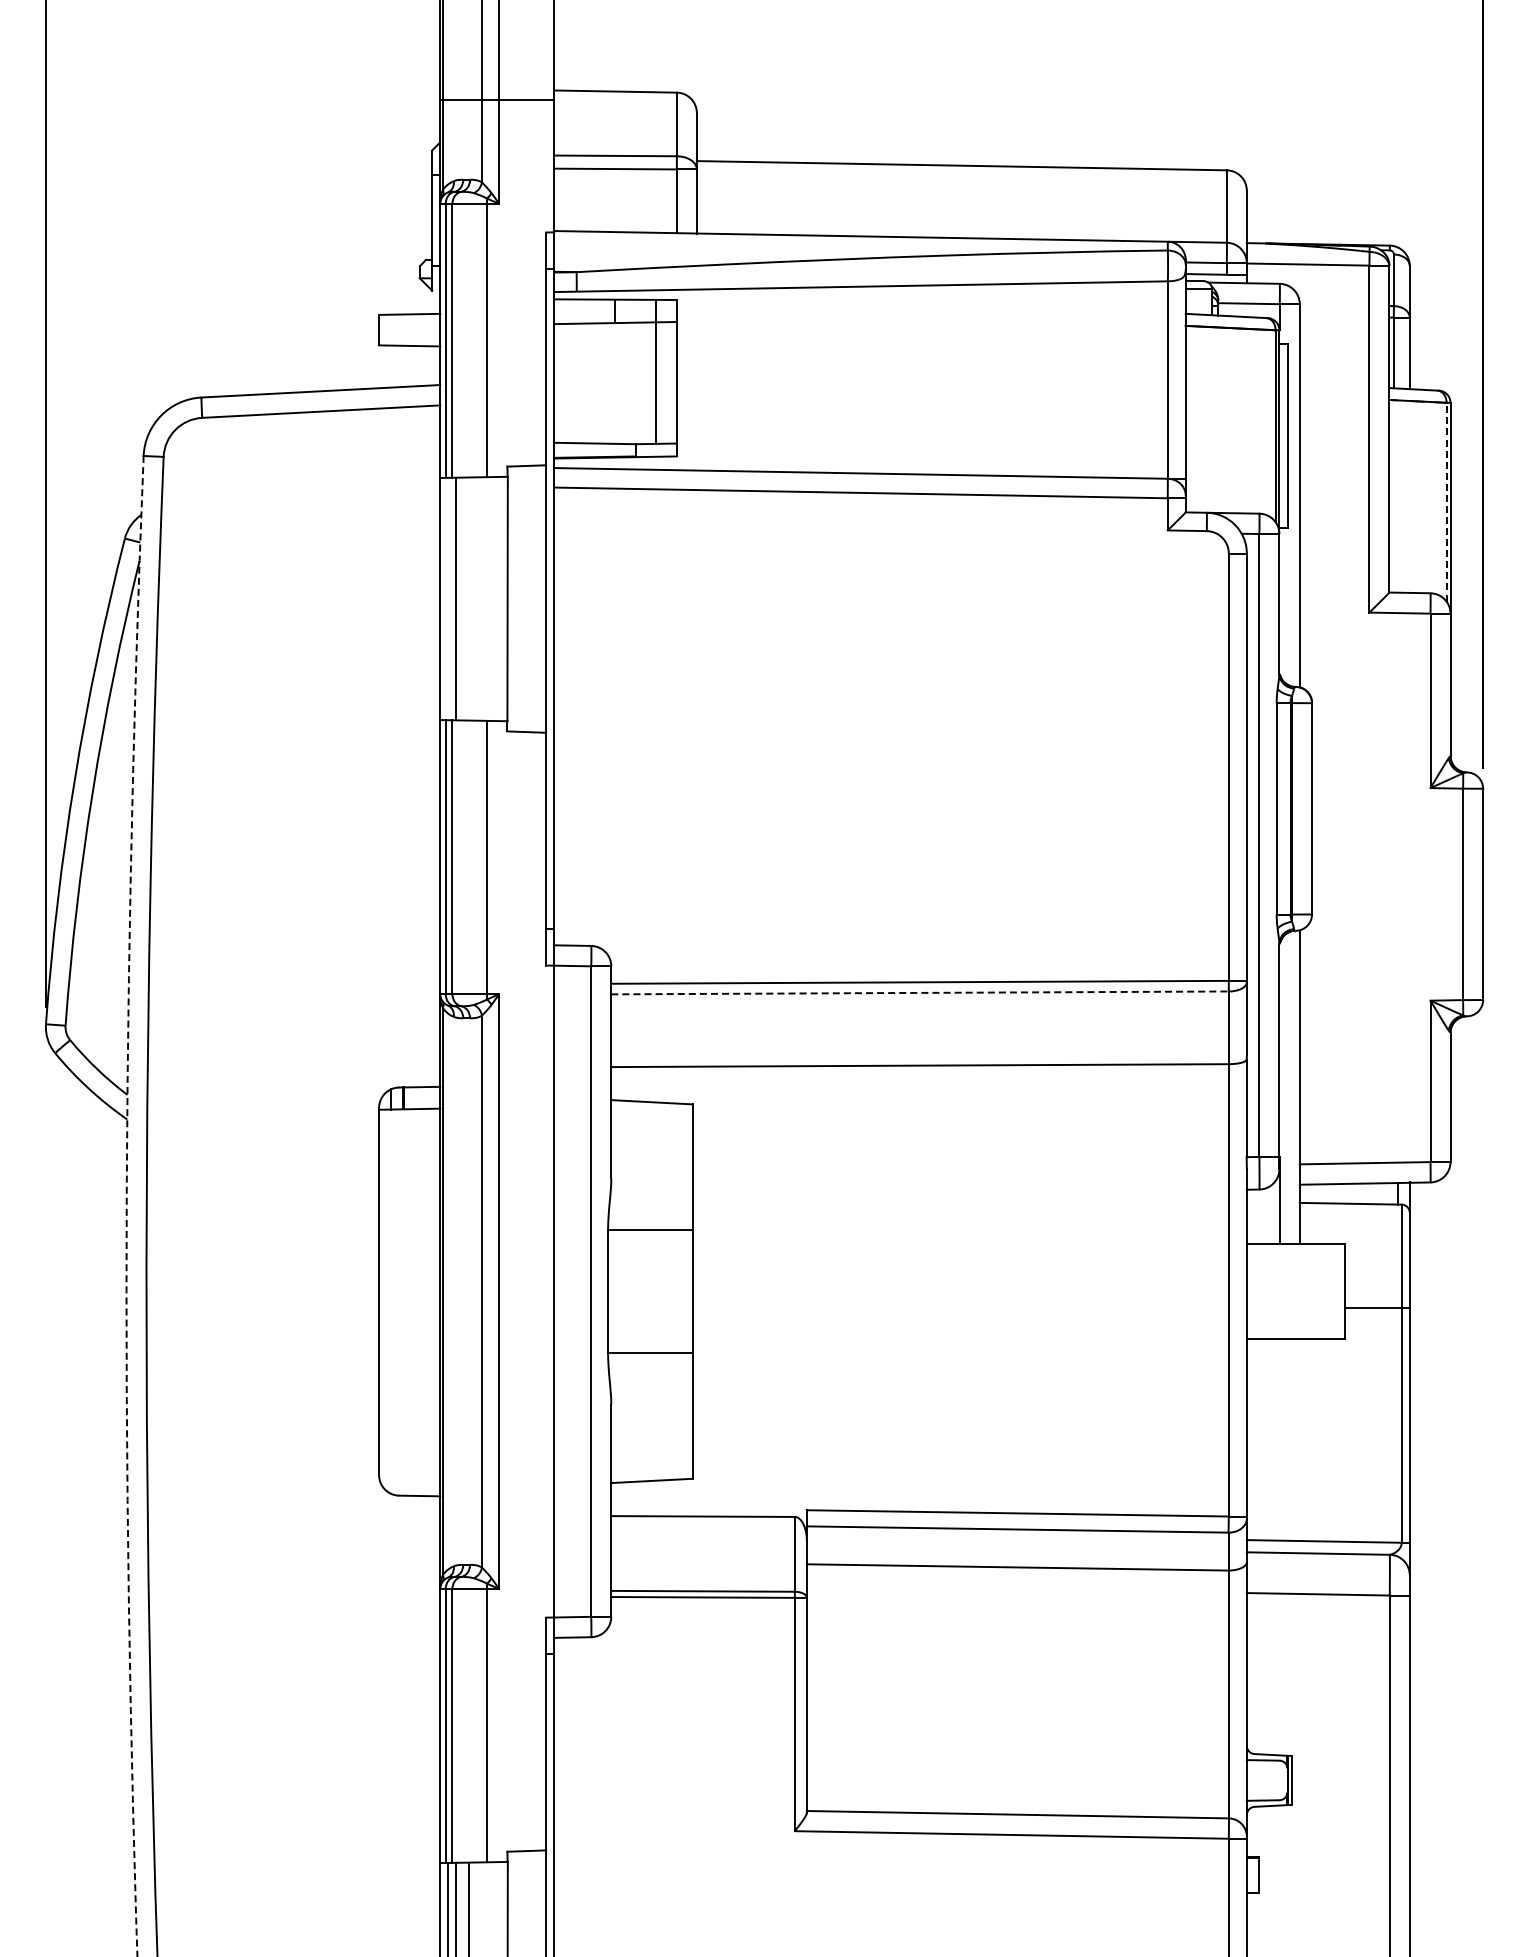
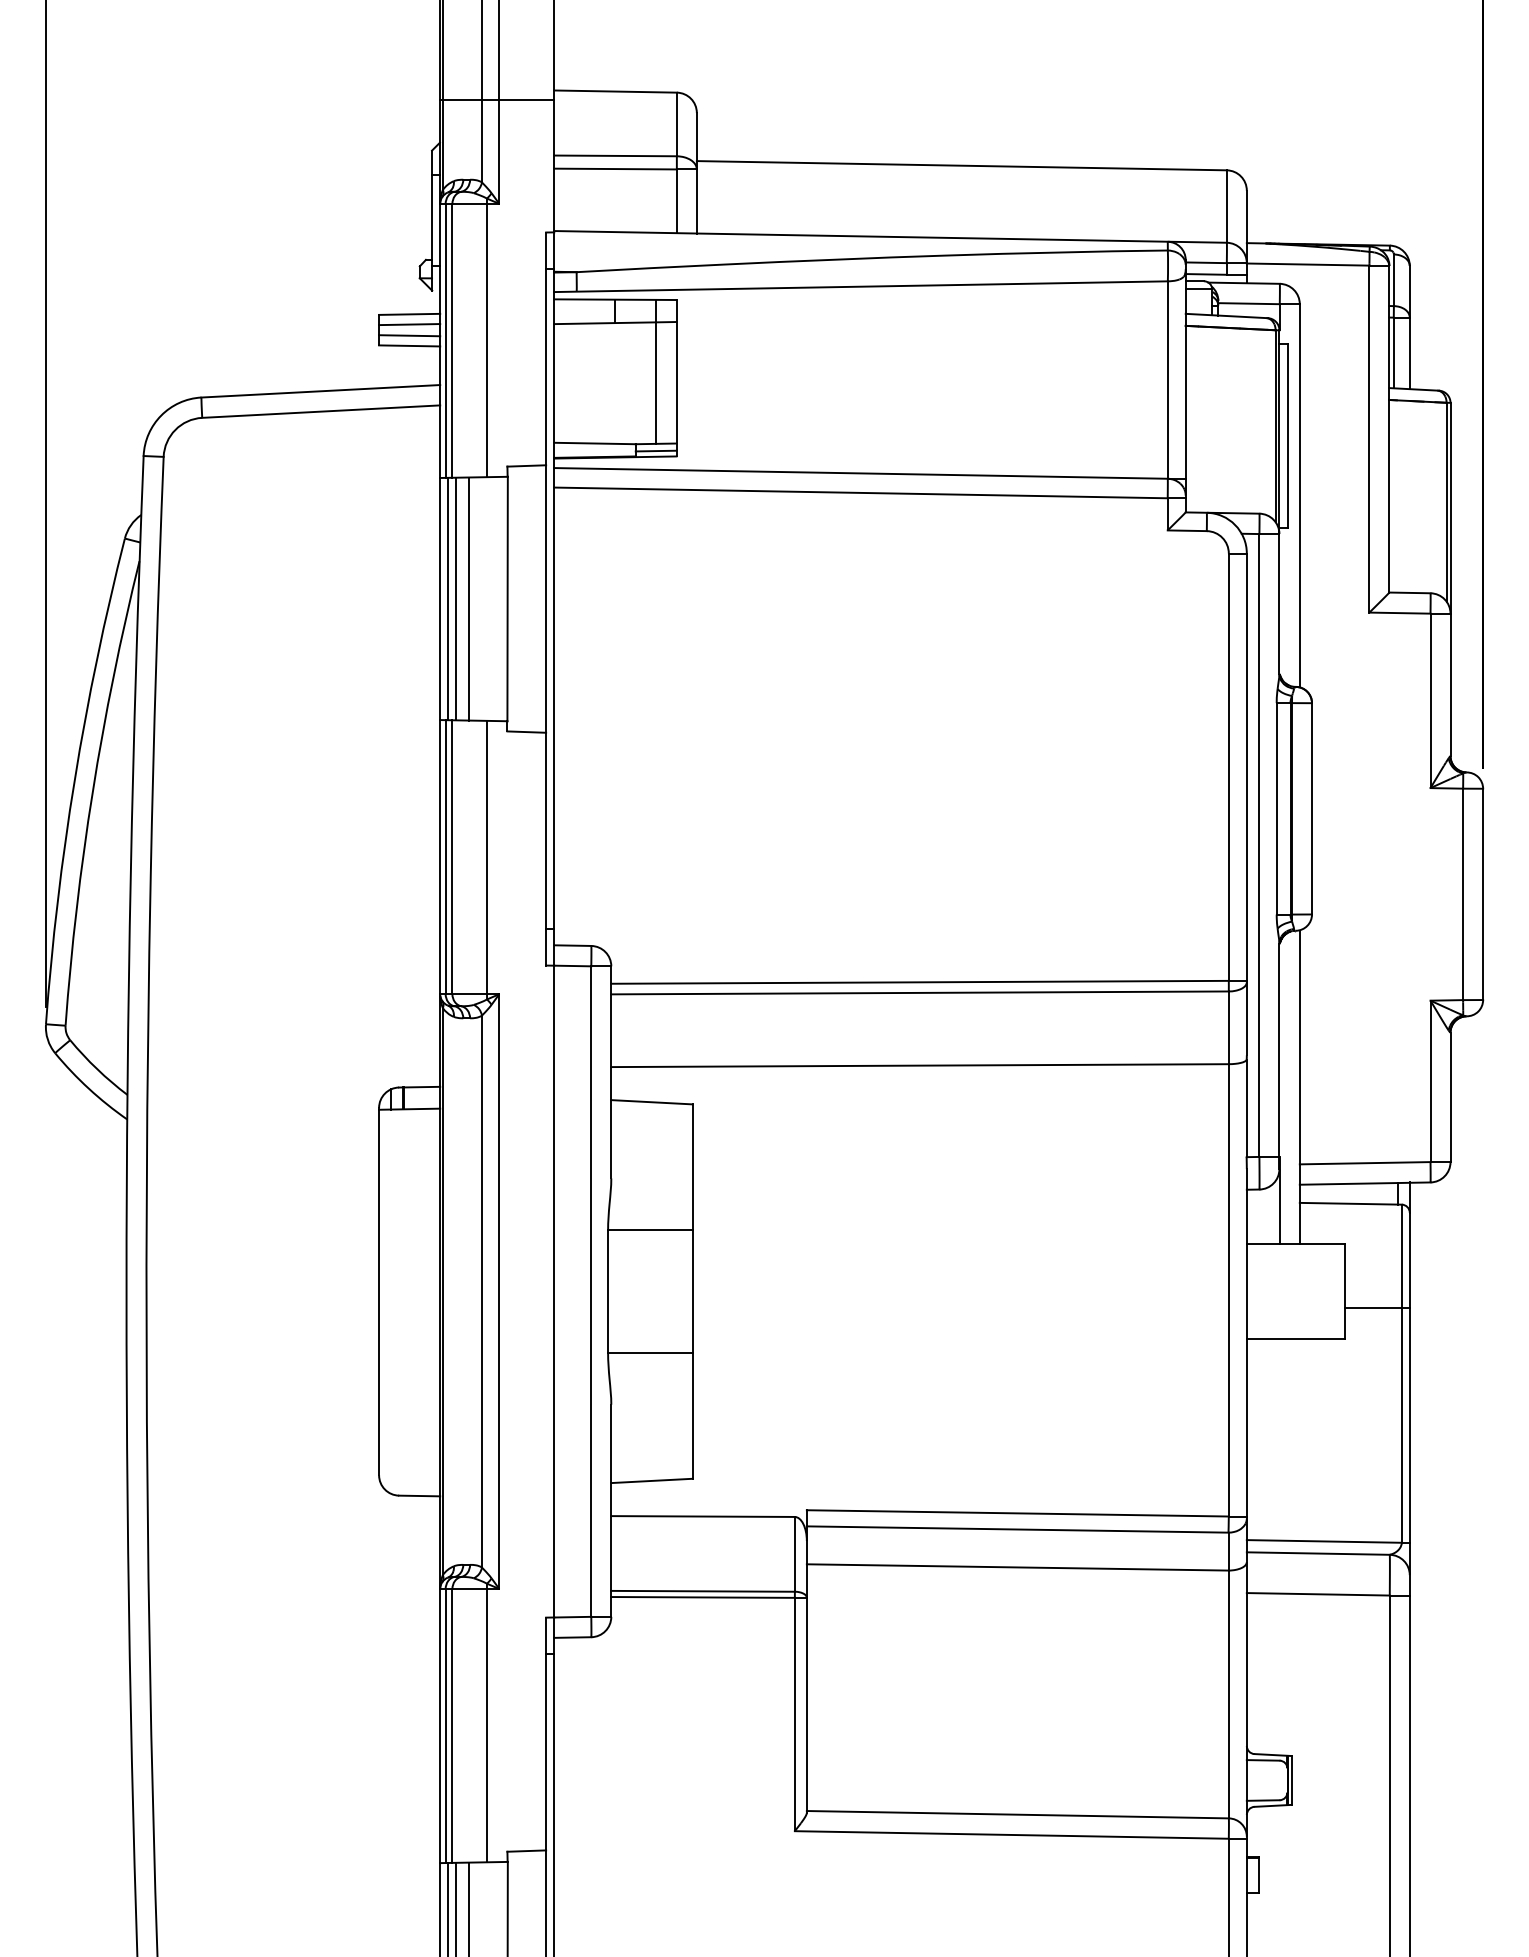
line: none -> present (409, 324)
line: none -> present (409, 335)
line: none -> present (655, 450)
line: dashed -> solid (1446, 501)
line: none -> present (448, 598)
line: none -> present (468, 598)
line: dashed -> solid (920, 992)
arc: dashed -> solid (126, 1206)
